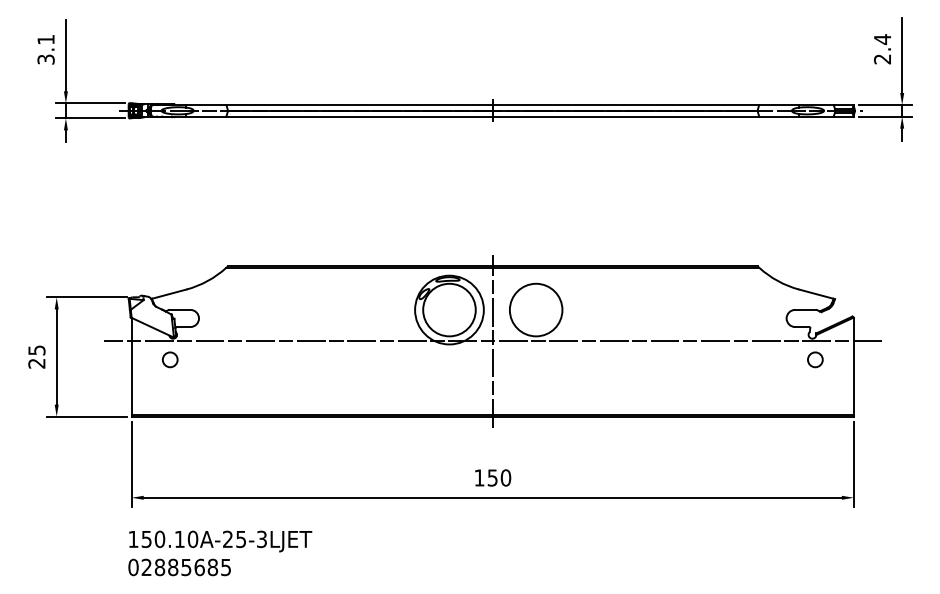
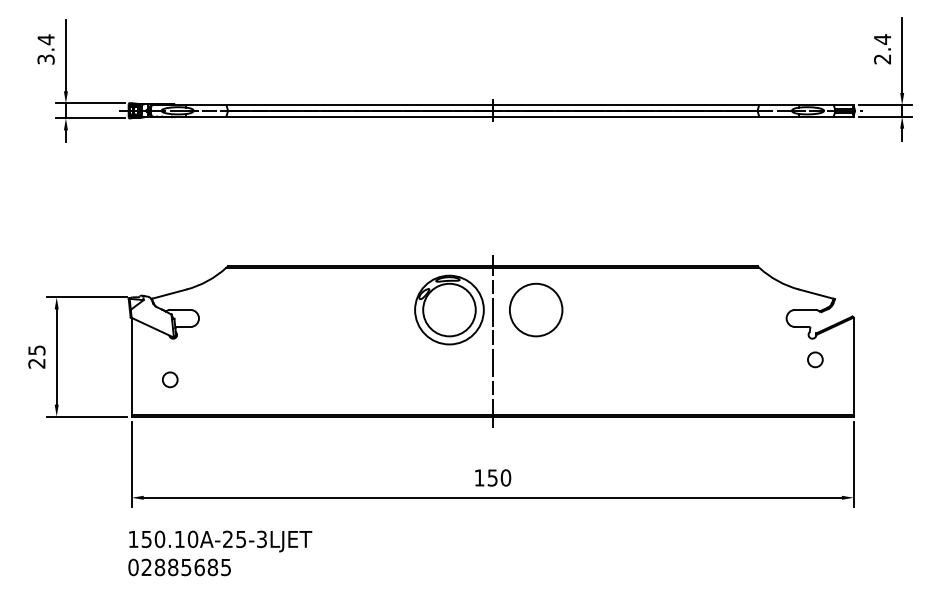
text: 3.1 -> 3.4 (45, 39)
line: present -> none (492, 341)
circle position: (170, 359) -> (170, 379) (170, 379)
